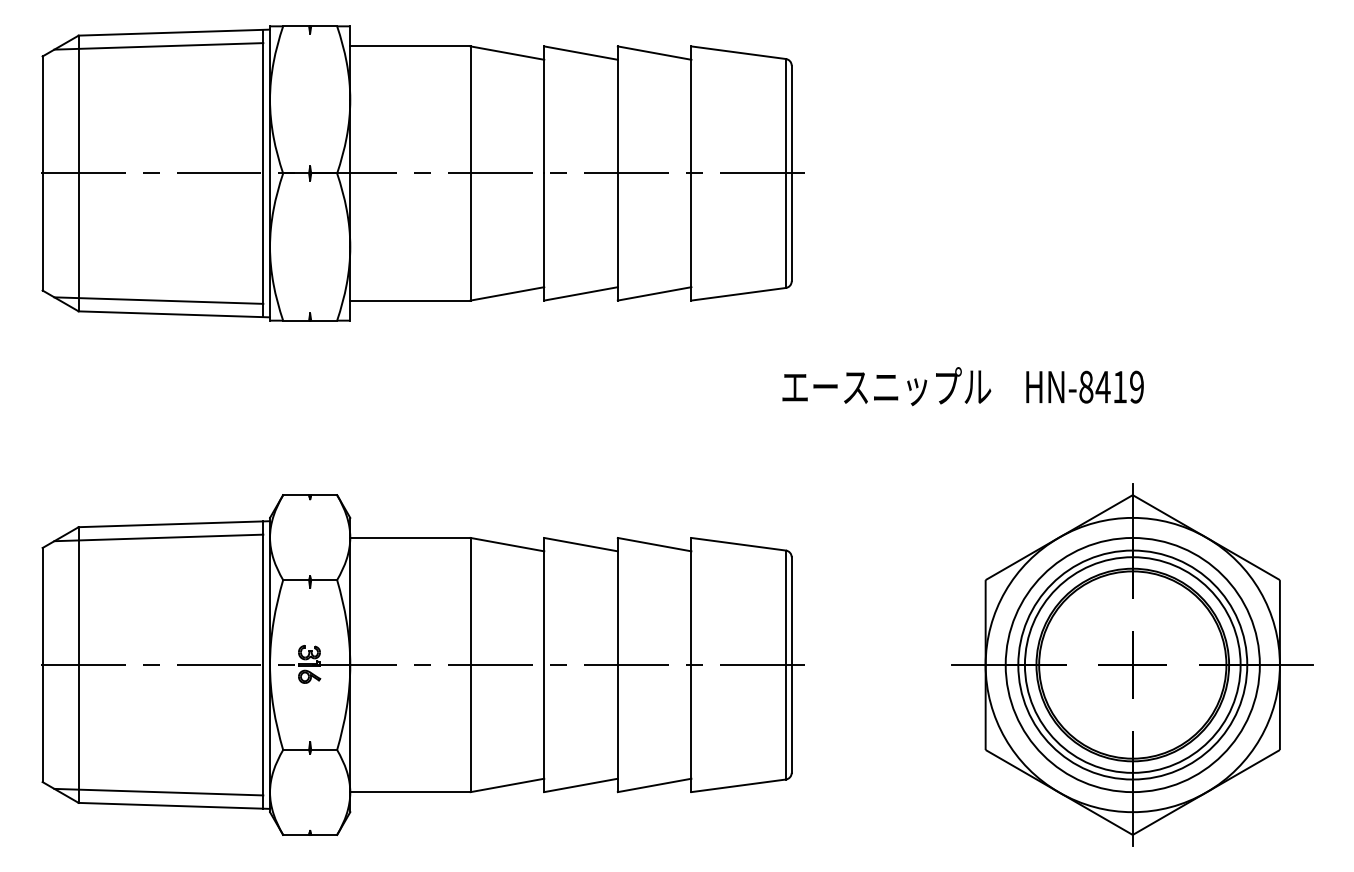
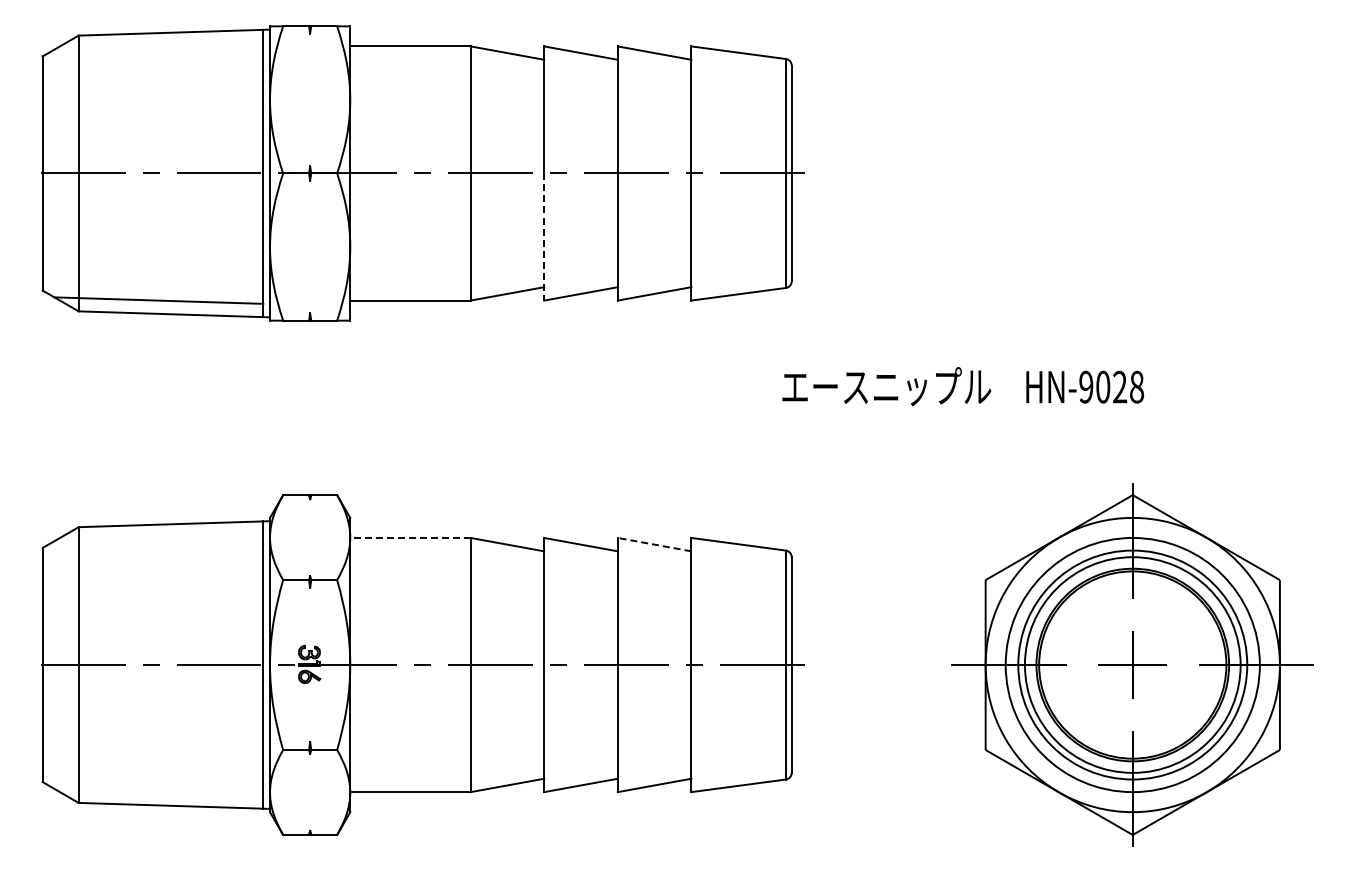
line: present -> none (158, 46)
line: solid -> dashed (544, 237)
text: HN-8419 -> HN-9028 (1111, 386)
line: present -> none (158, 537)
line: solid -> dashed (409, 537)
line: solid -> dashed (654, 544)
line: present -> none (158, 791)
